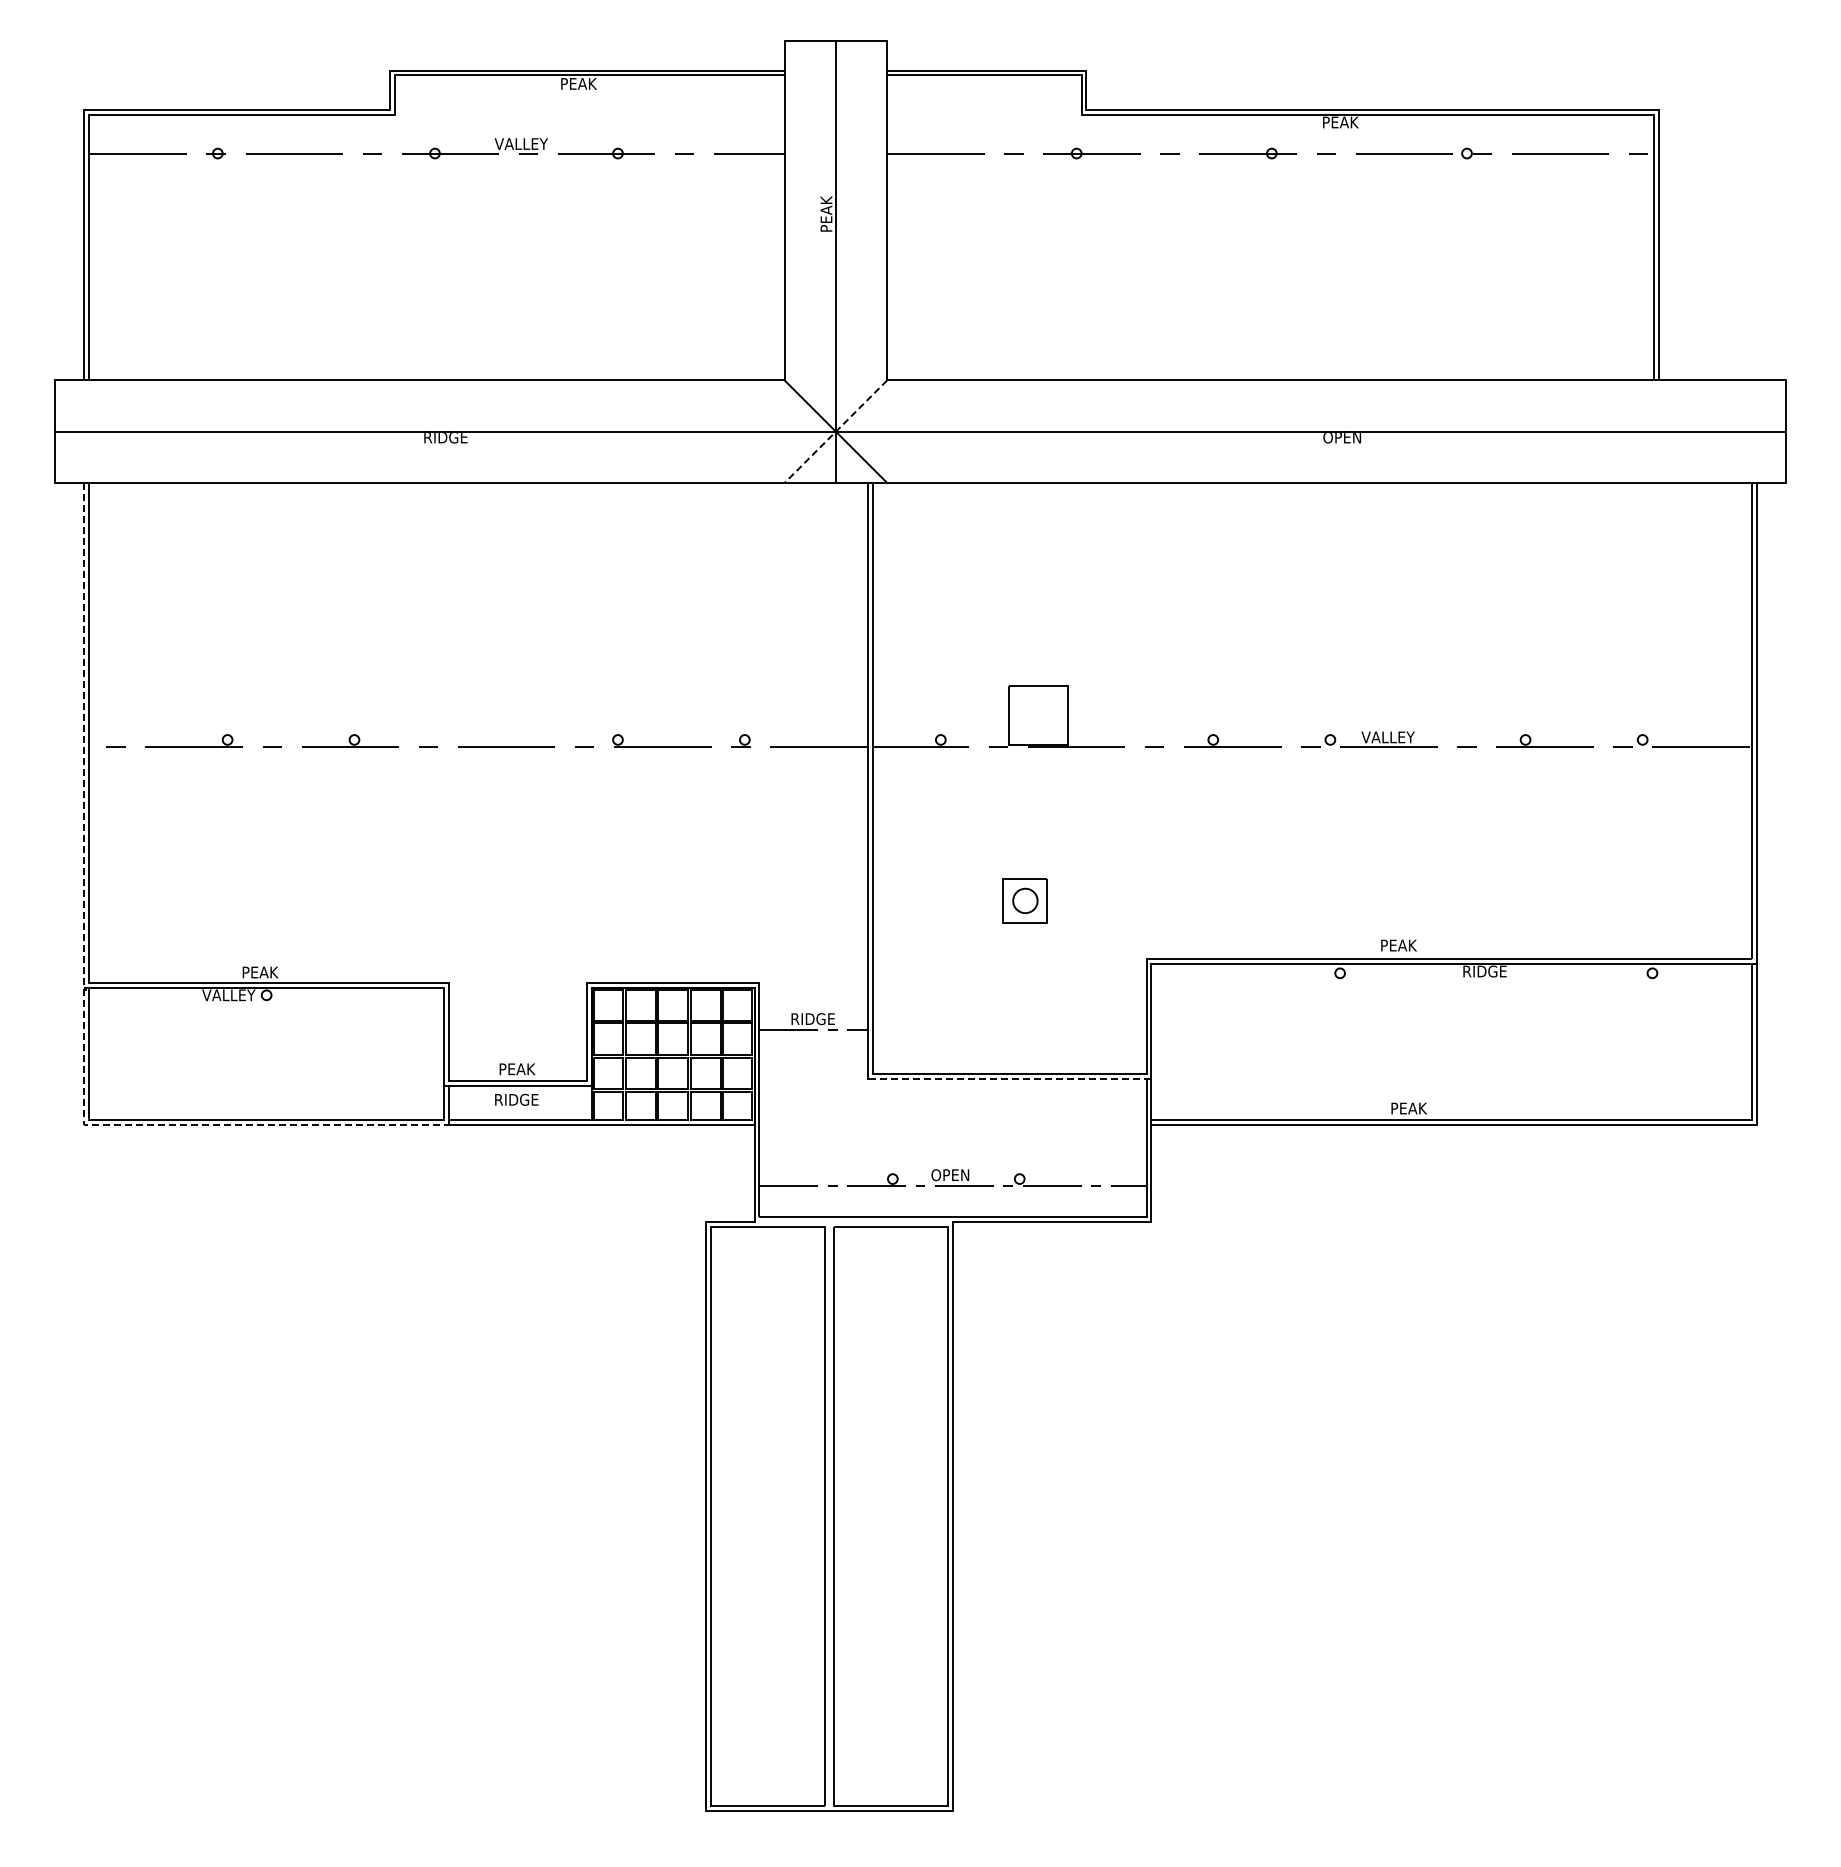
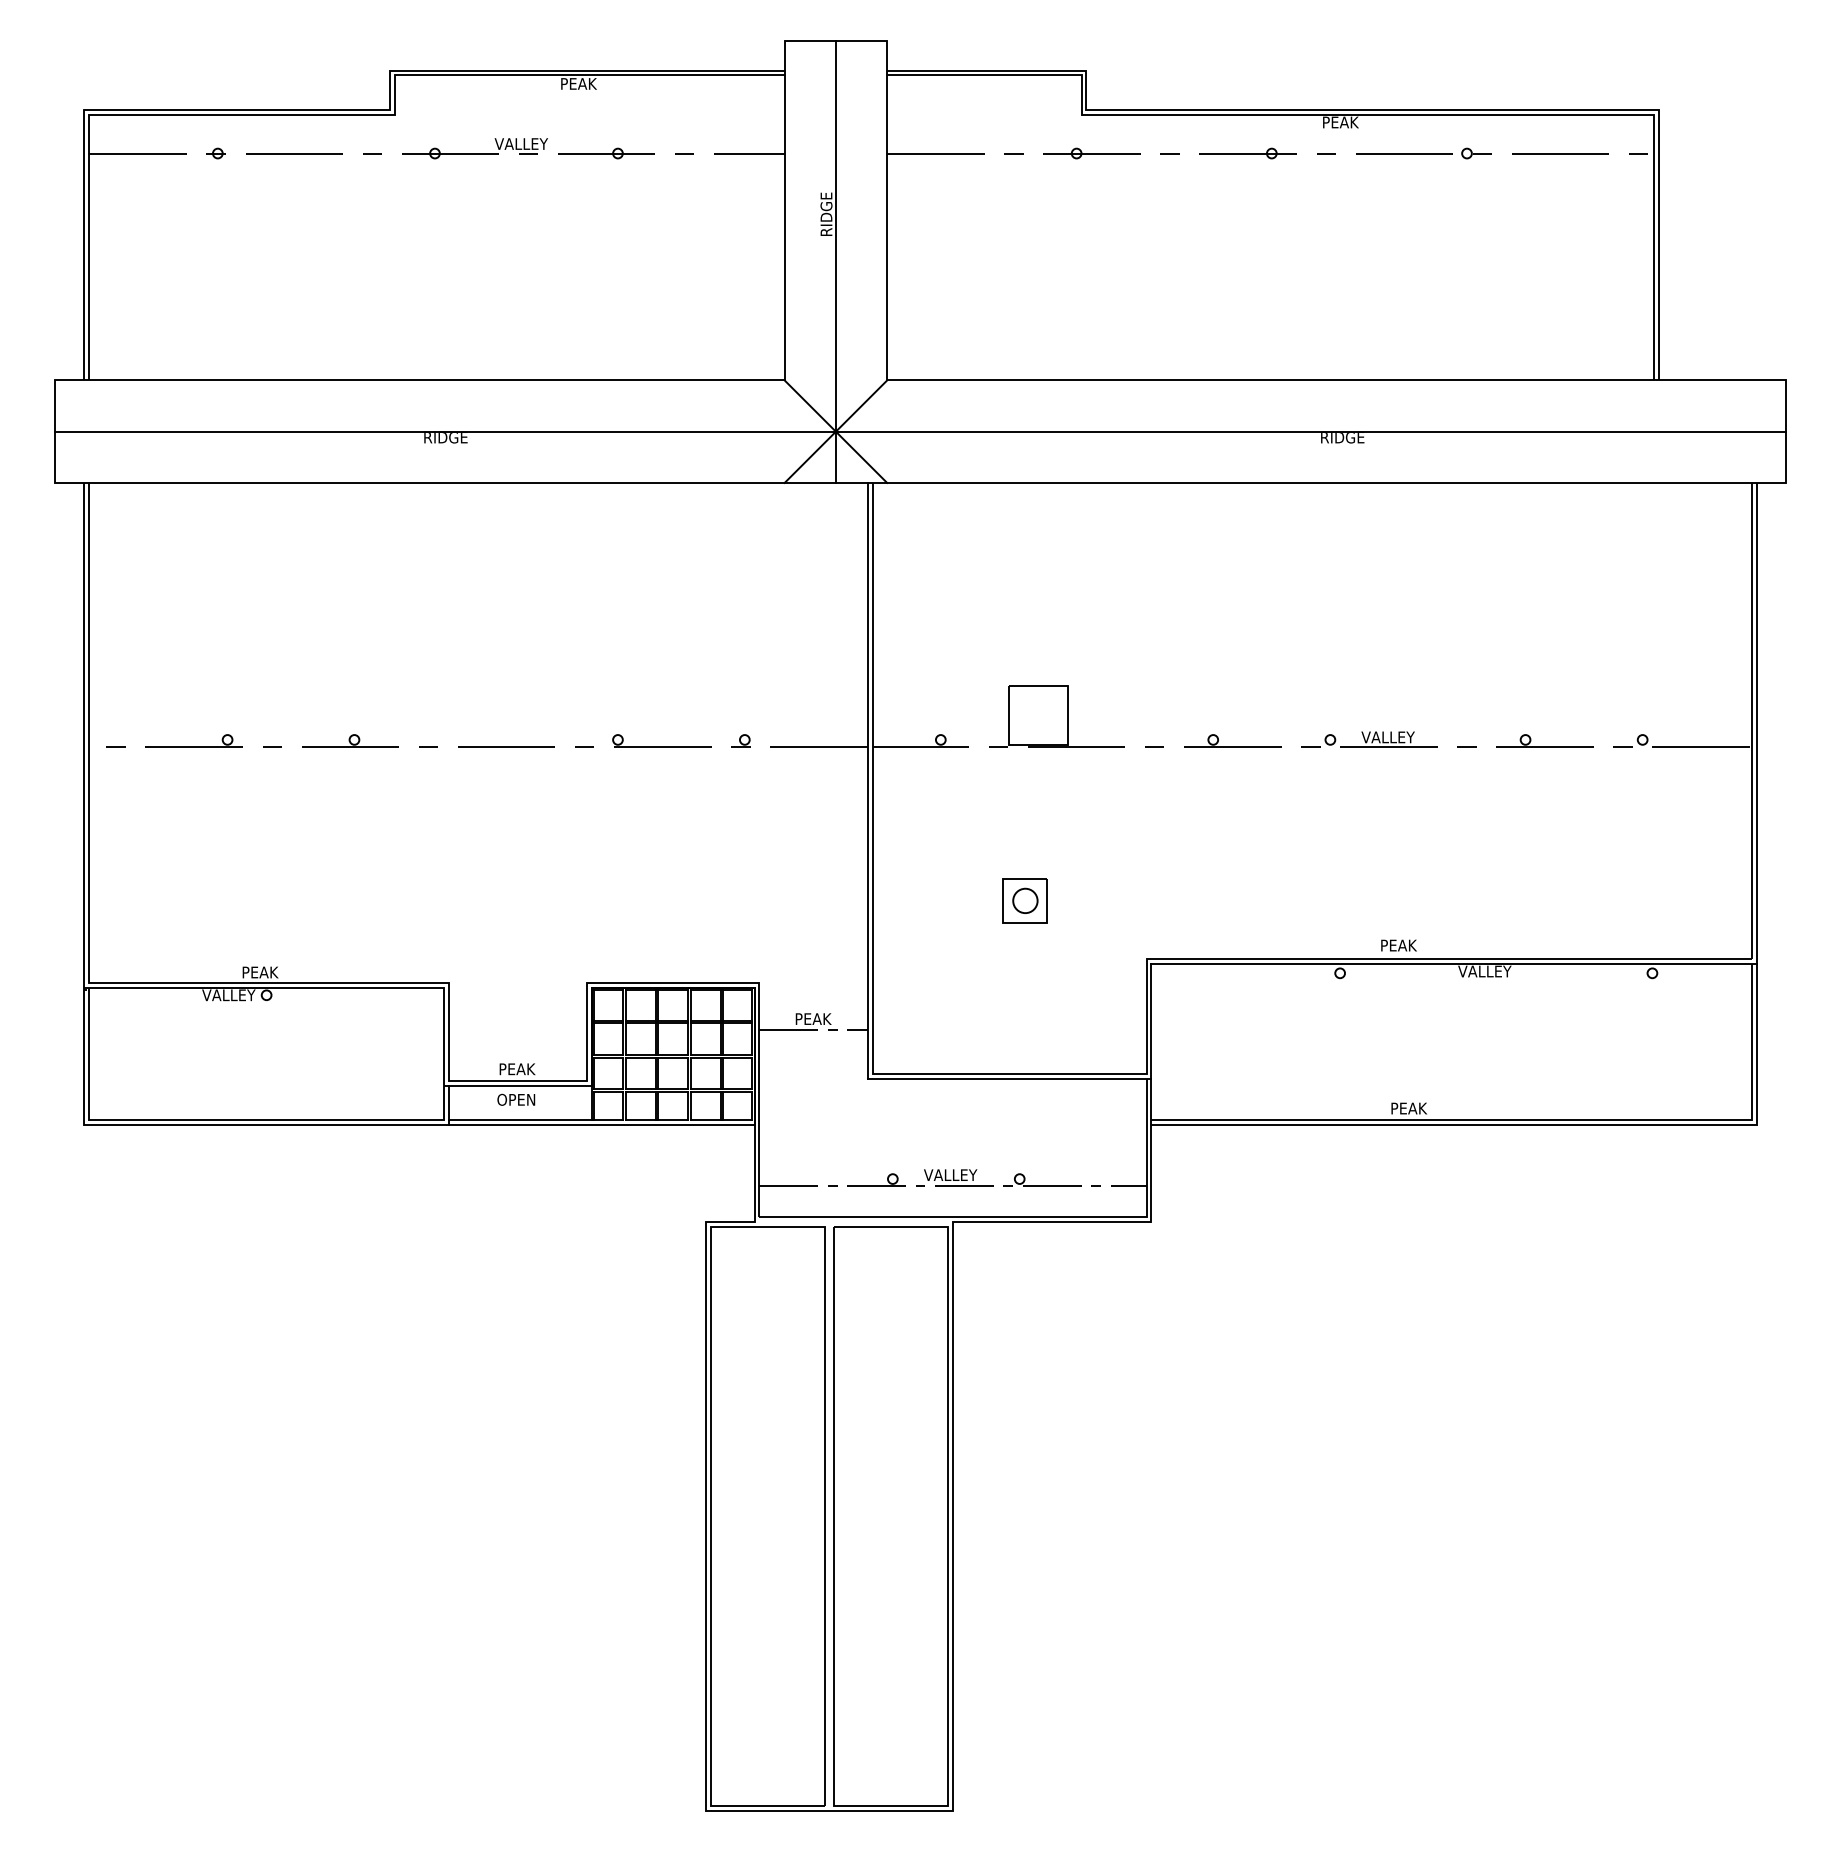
text: PEAK -> RIDGE (826, 213)
line: dashed -> solid (835, 432)
text: OPEN -> RIDGE (1342, 438)
text: RIDGE -> VALLEY (1484, 971)
line: dashed -> solid (84, 986)
text: RIDGE -> PEAK (812, 1019)
line: dashed -> solid (1009, 1079)
text: RIDGE -> OPEN (516, 1099)
text: OPEN -> VALLEY (950, 1175)
